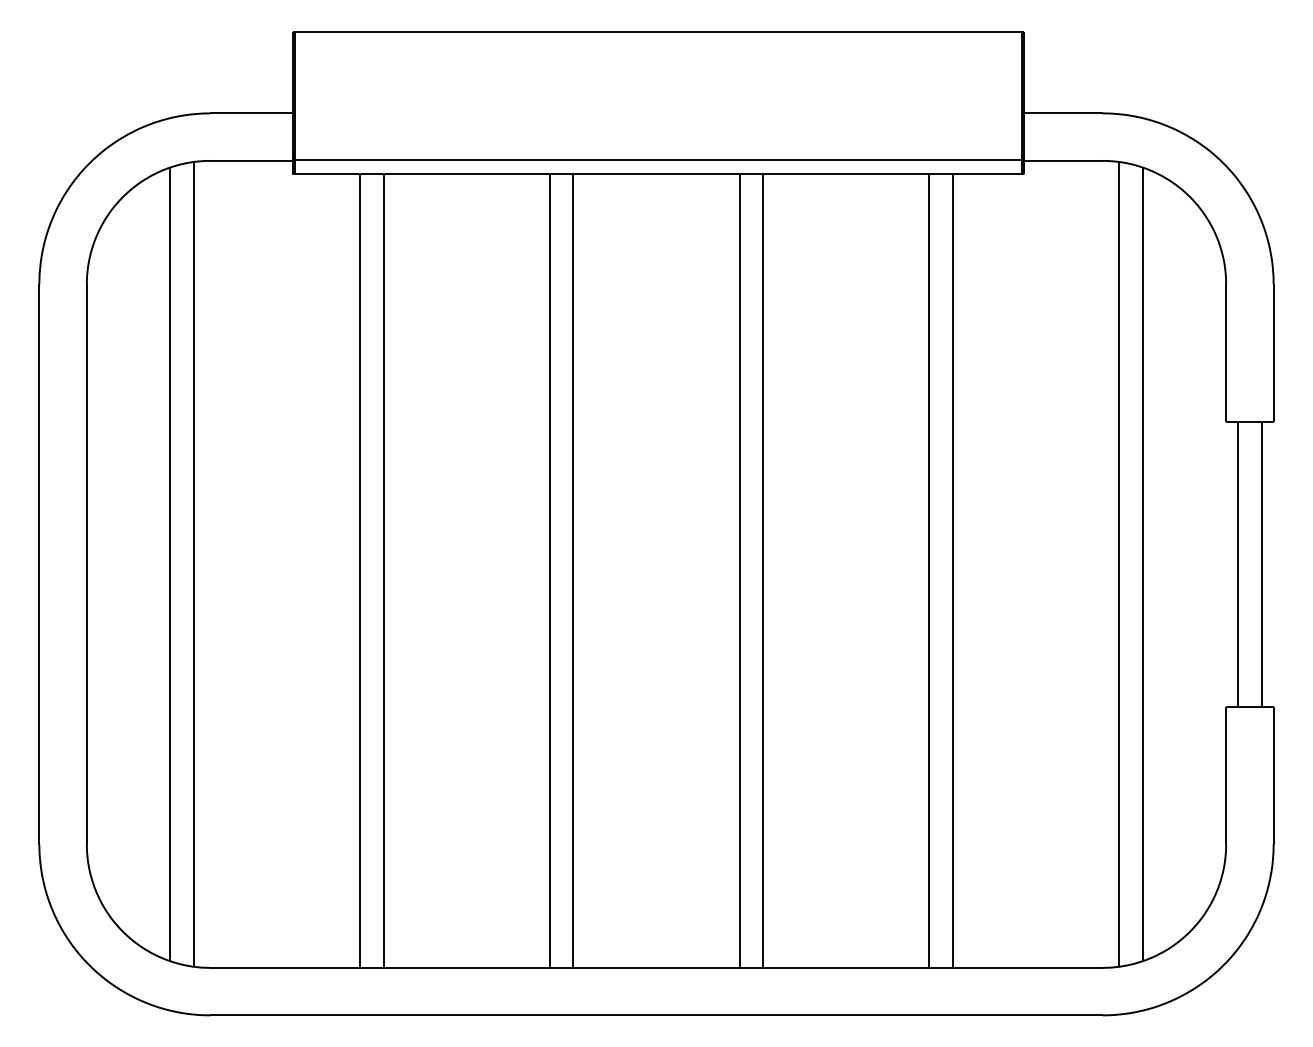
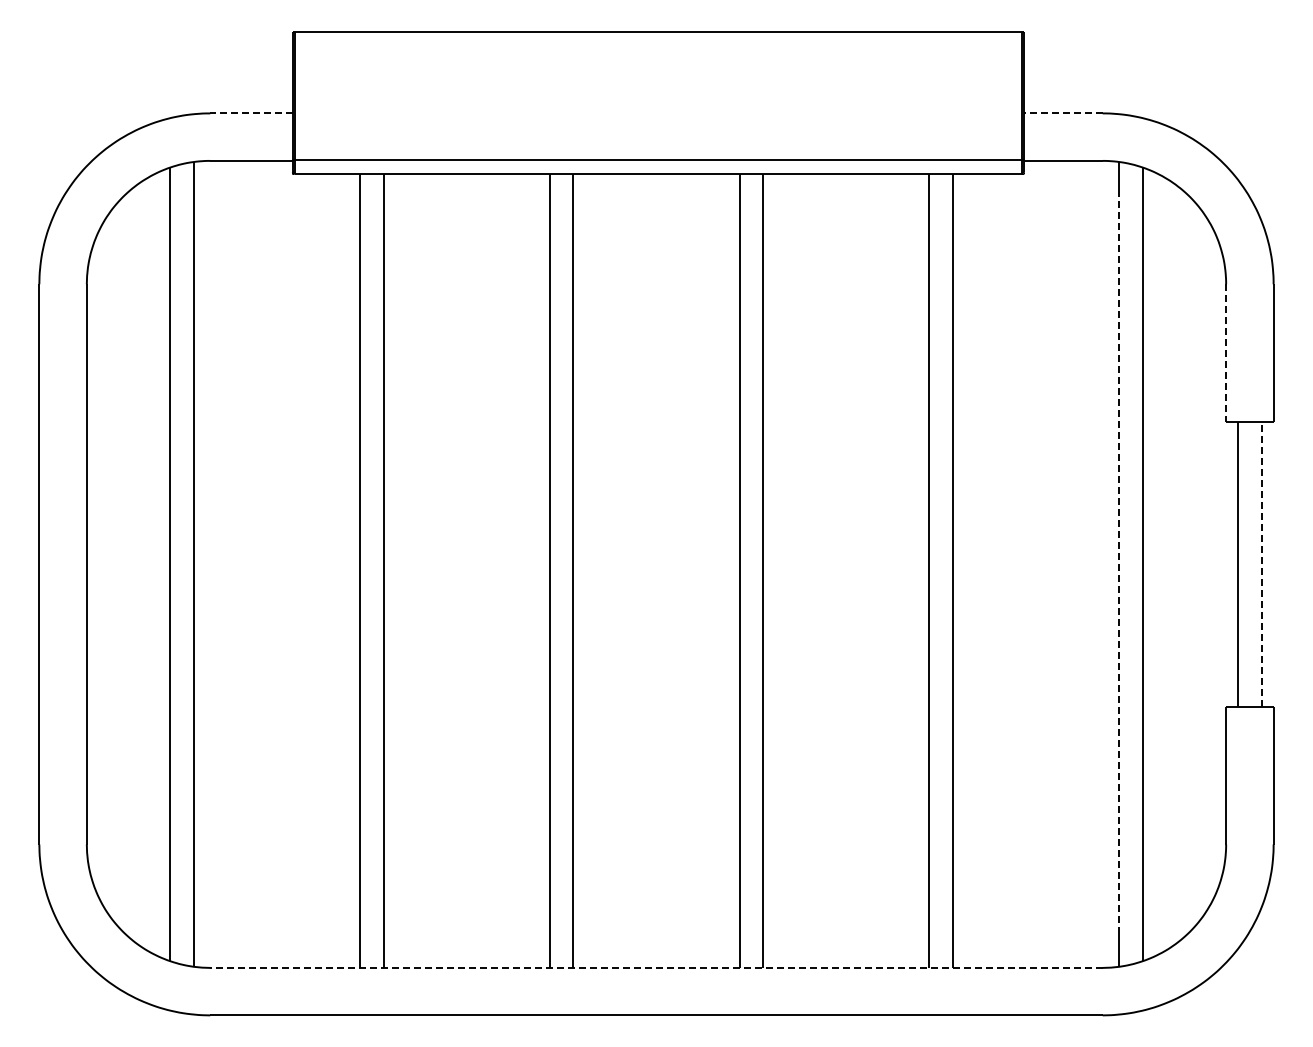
line: solid -> dashed (251, 113)
line: solid -> dashed (1062, 113)
line: solid -> dashed (1226, 353)
line: solid -> dashed (1261, 563)
line: solid -> dashed (1119, 564)
line: solid -> dashed (655, 967)
